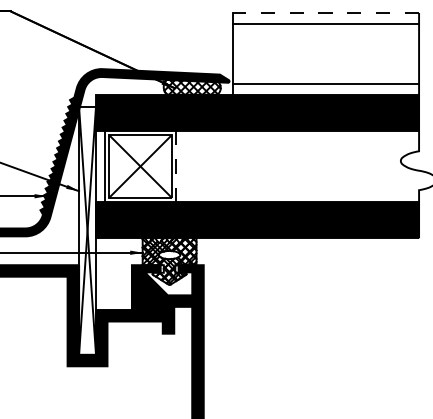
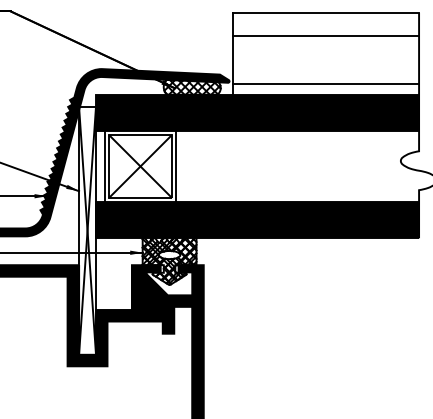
line: dashed -> solid (325, 13)
line position: (326, 23) -> (326, 35) (326, 35)
line: dashed -> solid (176, 166)
